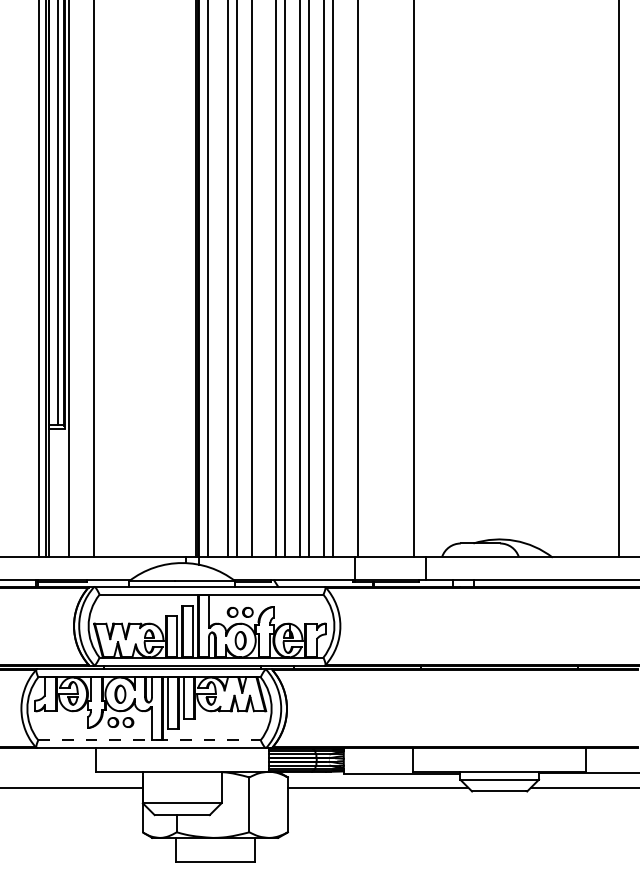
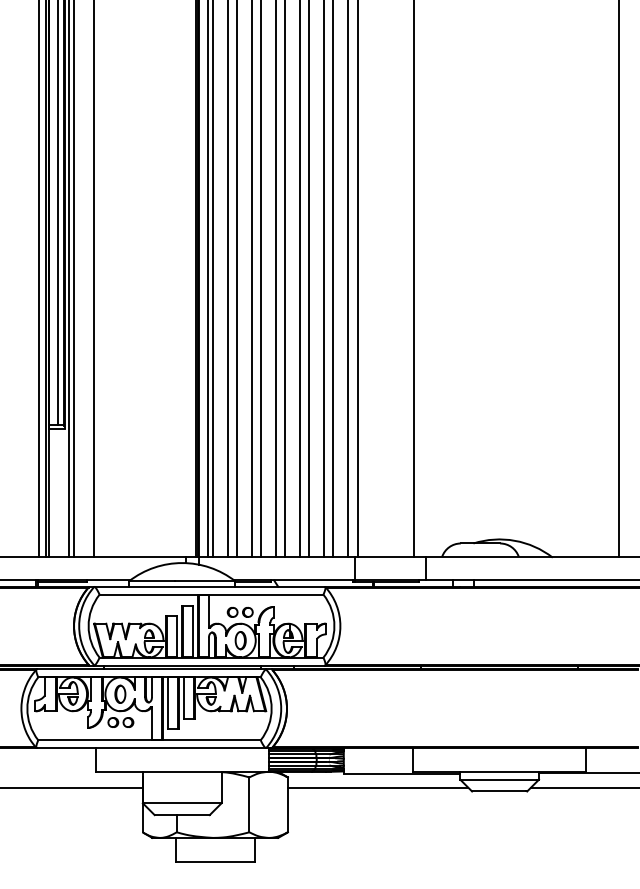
line: none -> present (73, 279)
line: none -> present (213, 279)
line: none -> present (261, 279)
line: none -> present (348, 279)
line: dashed -> solid (150, 740)
